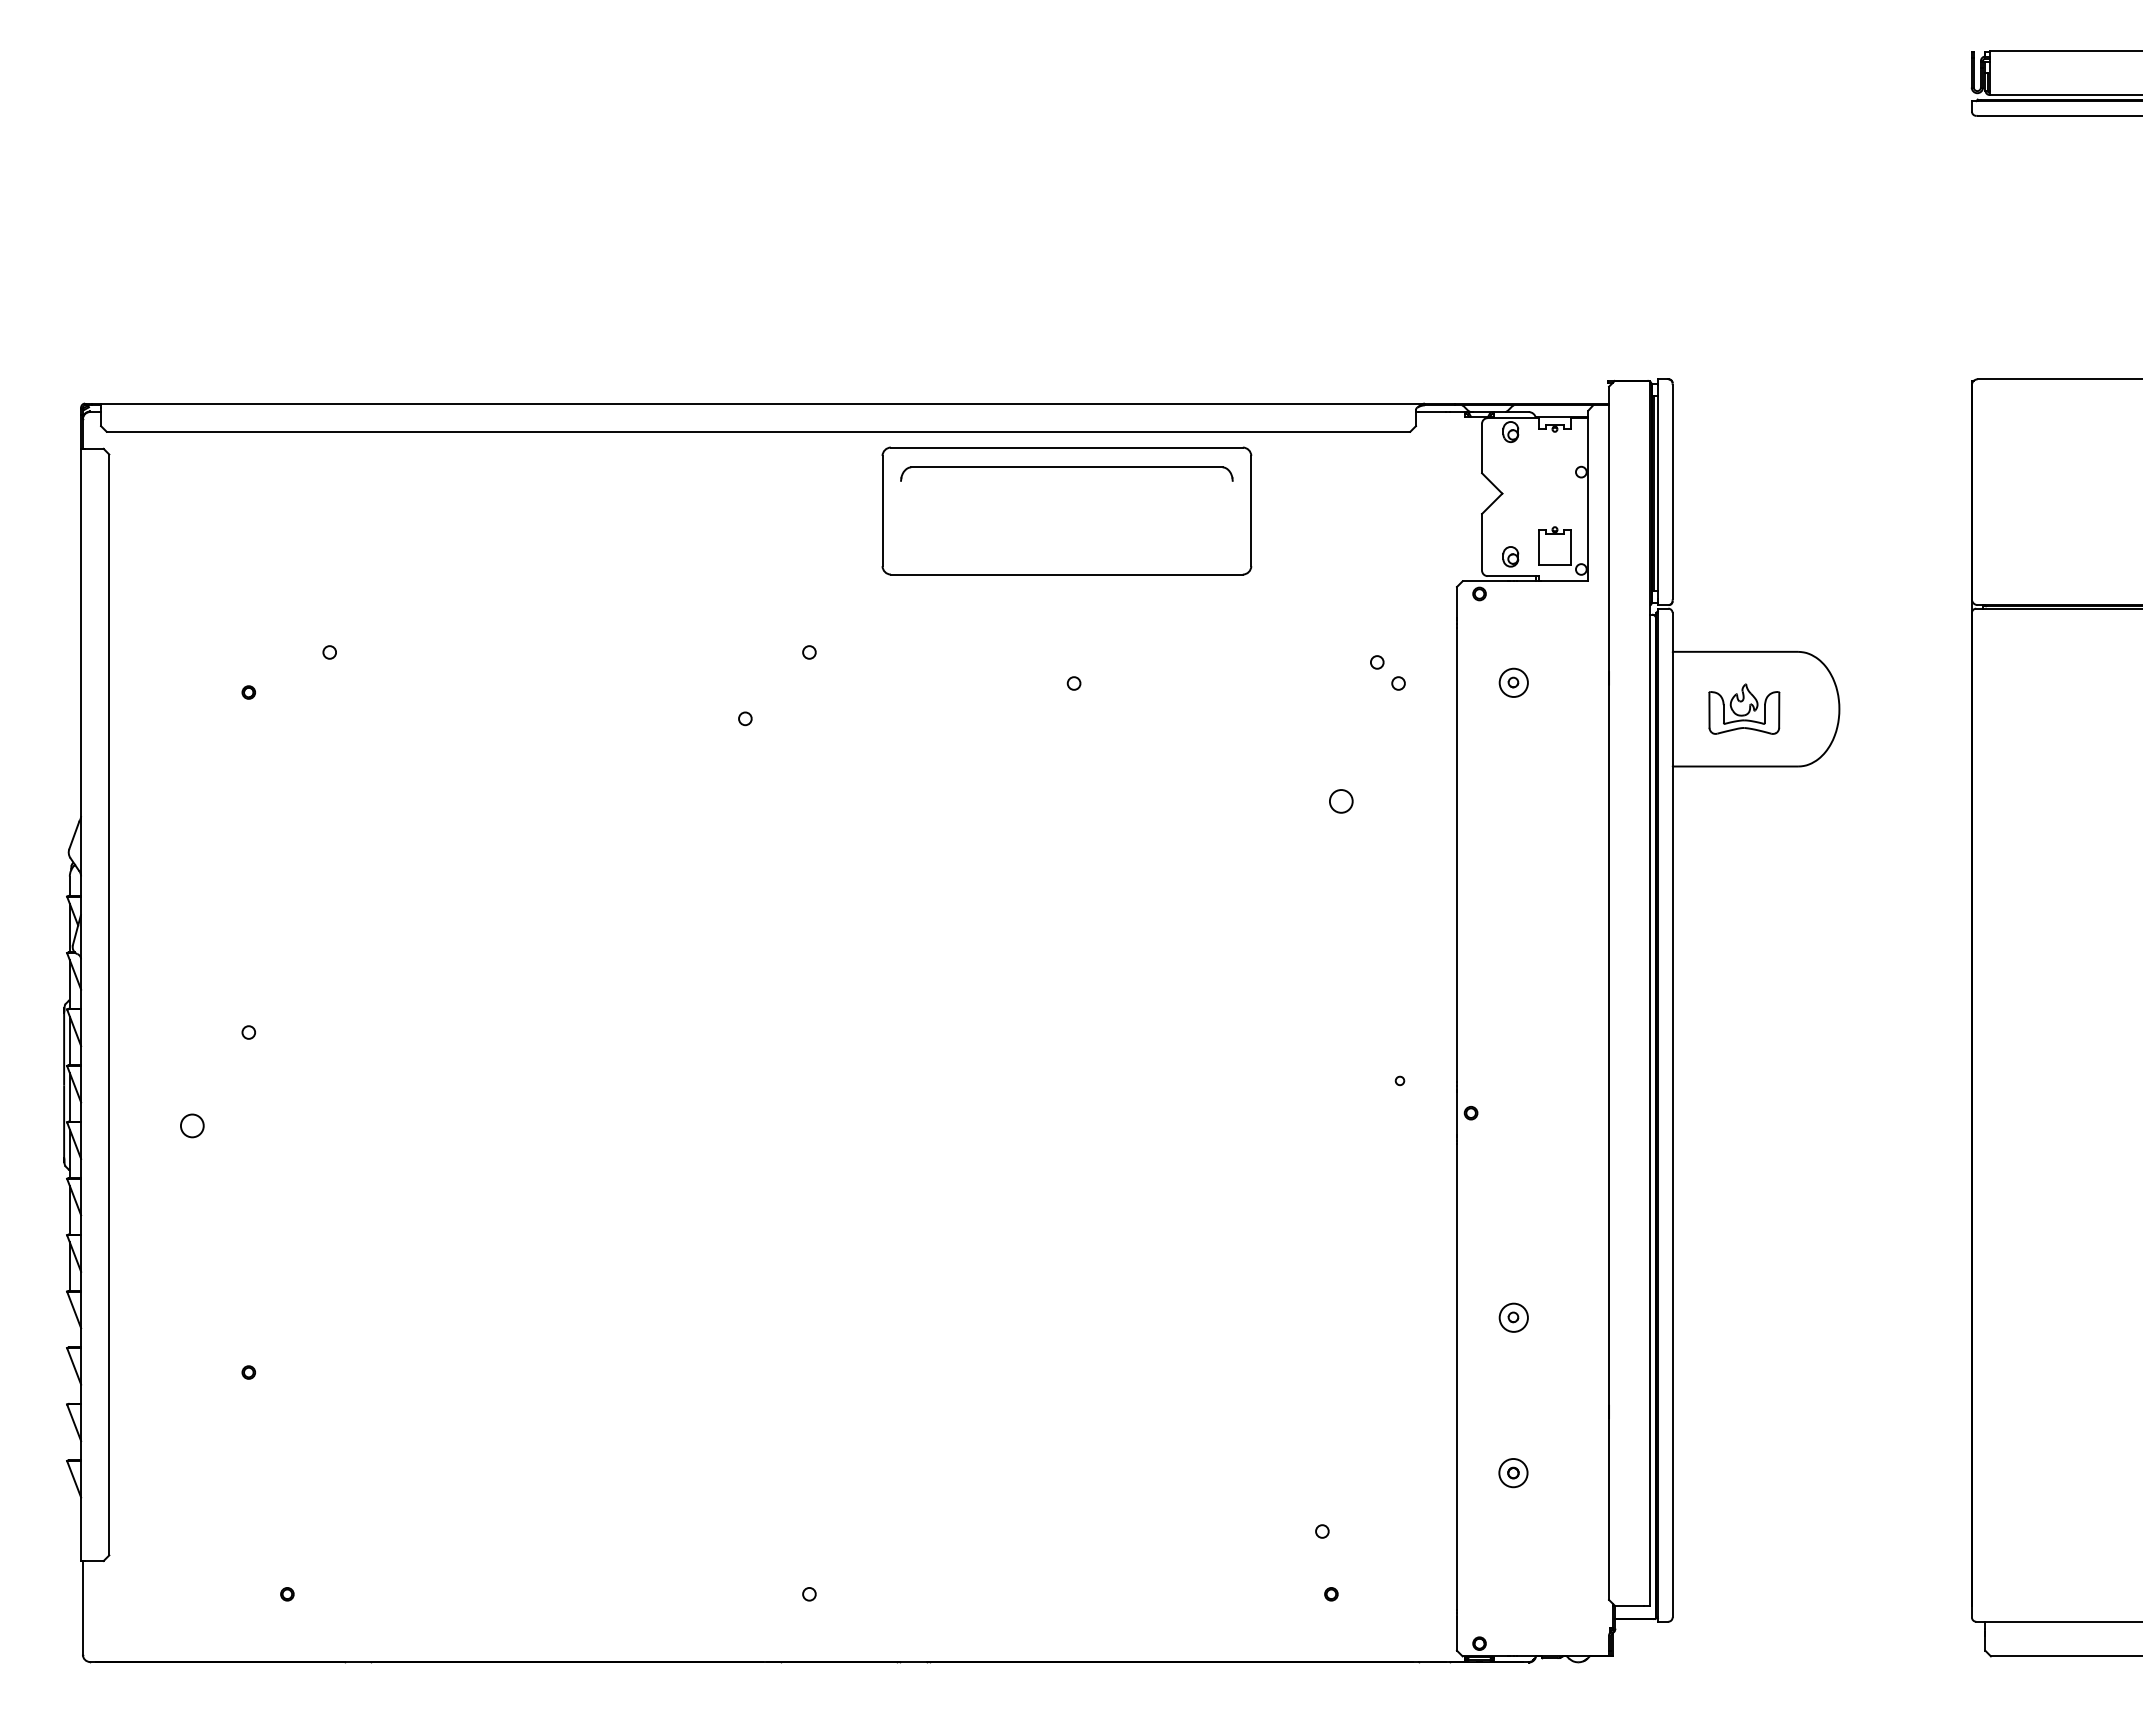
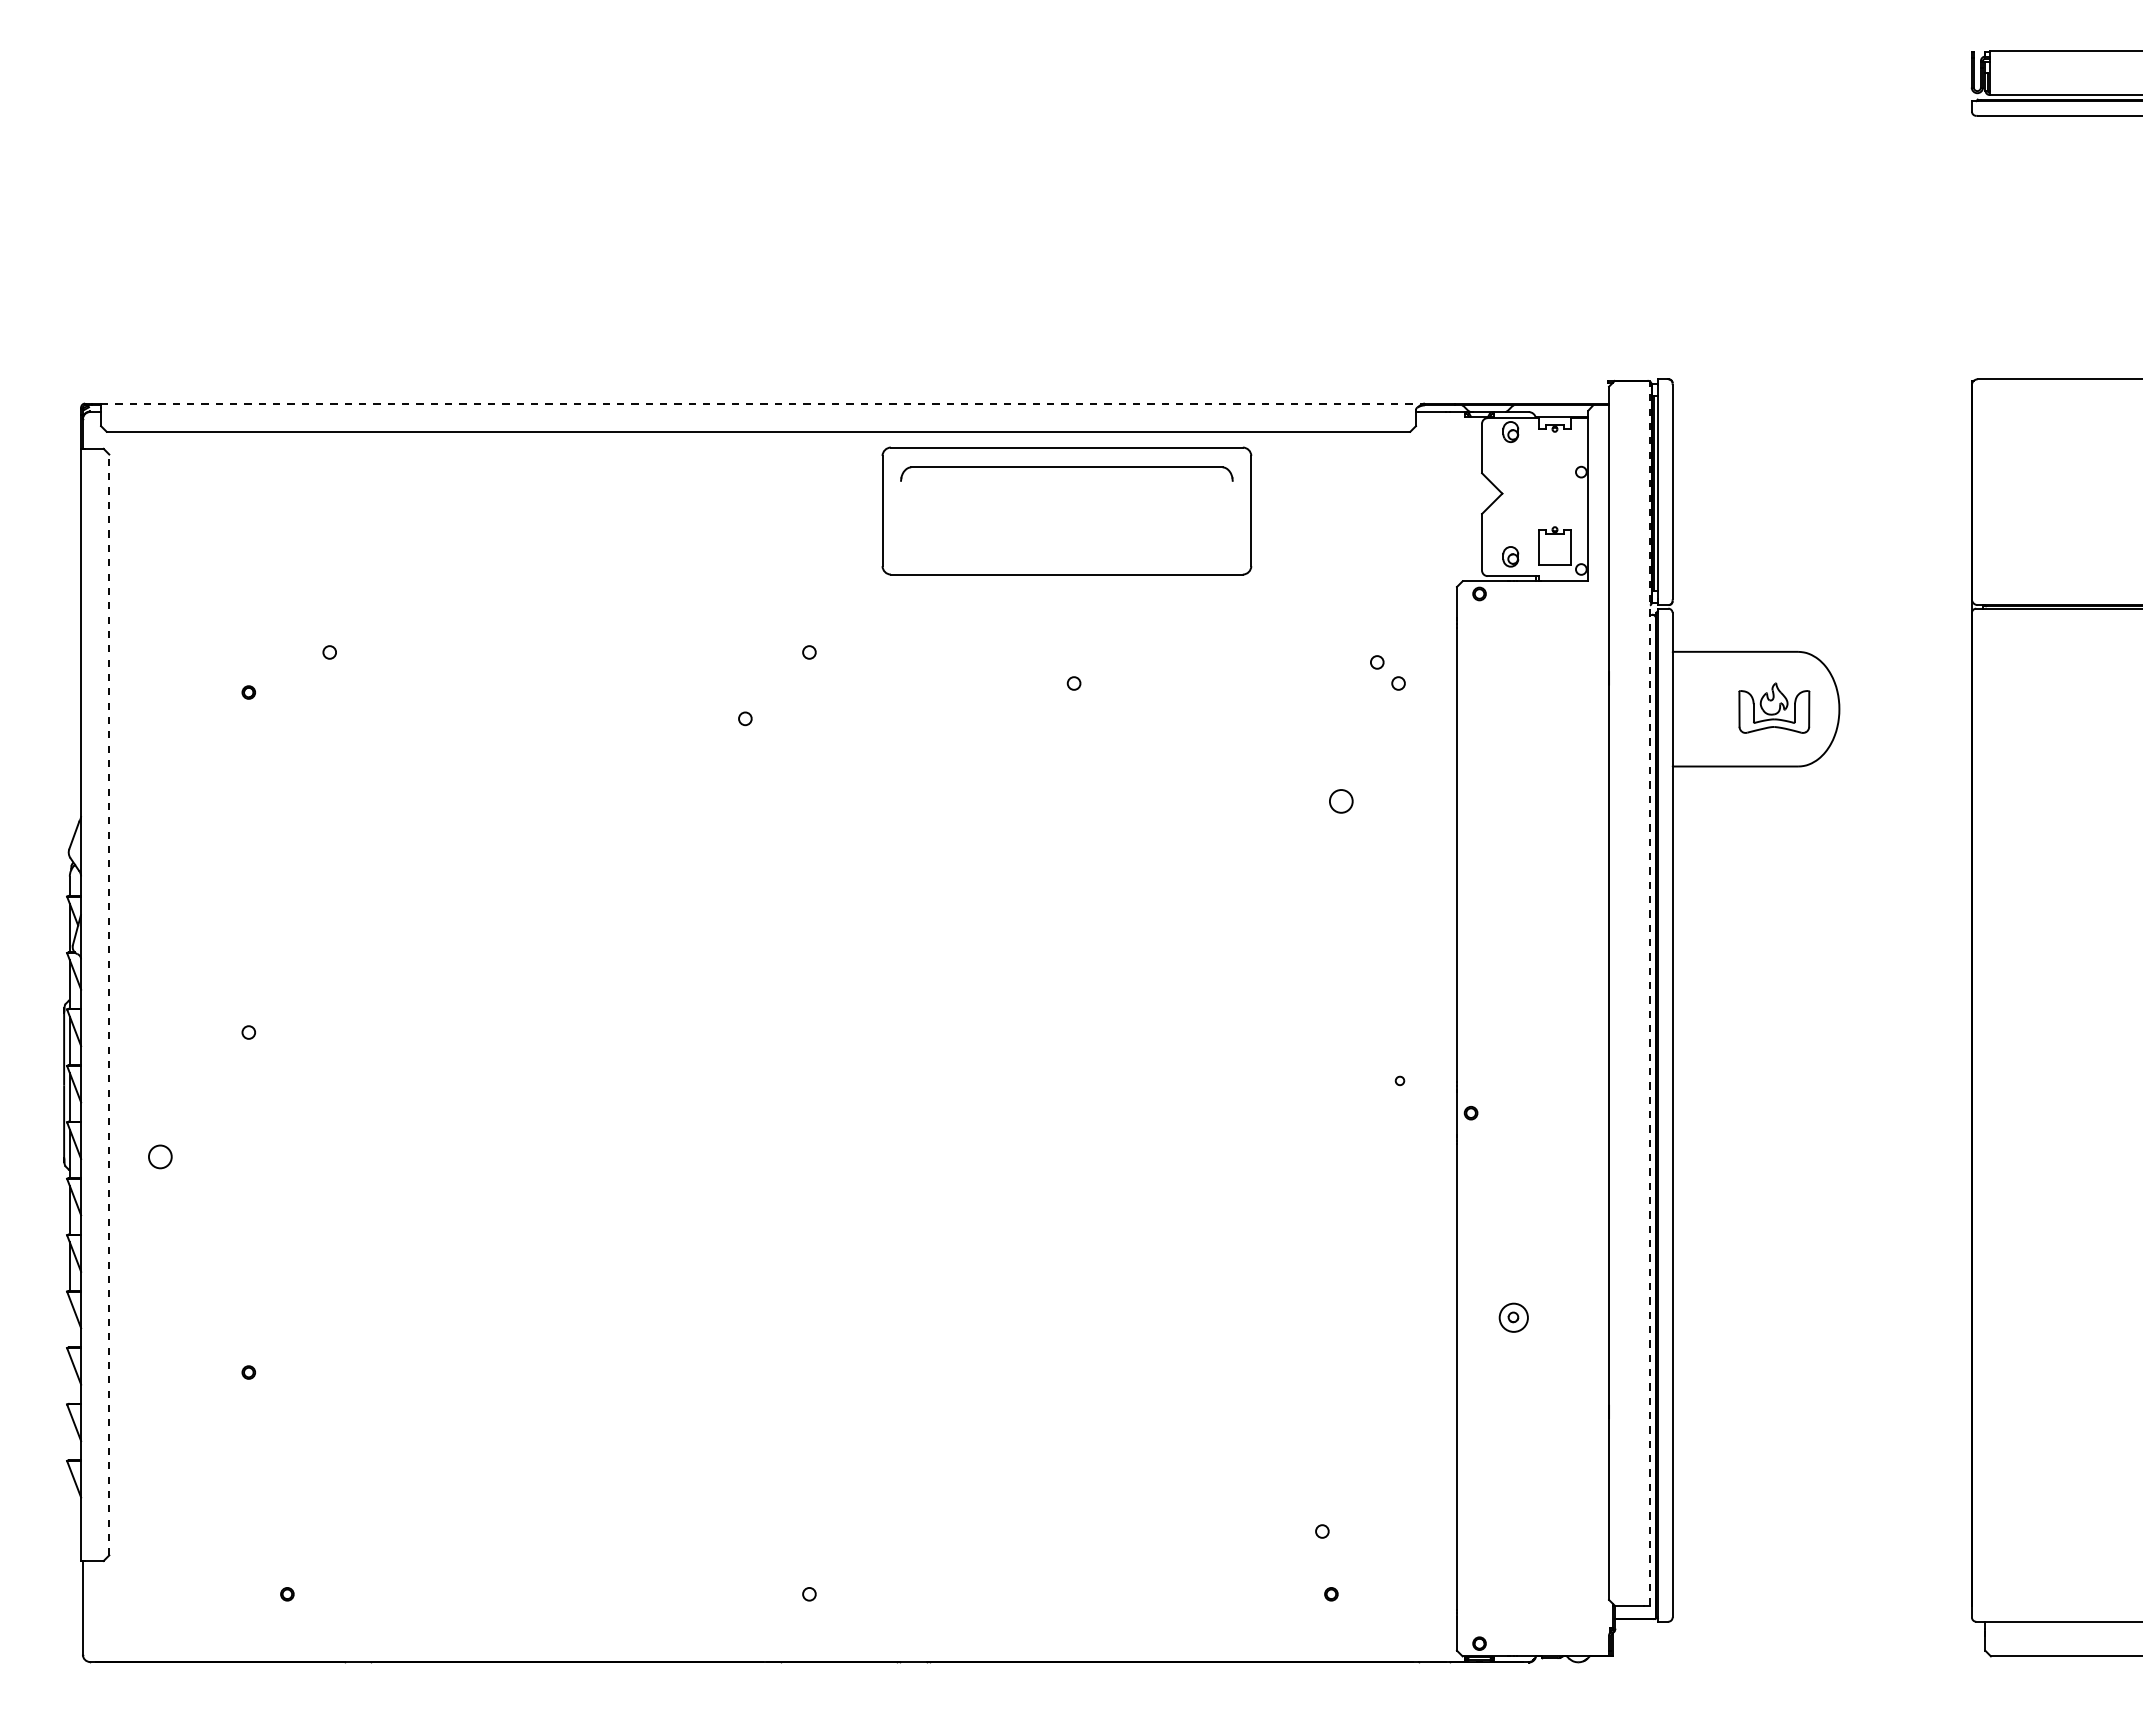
line: solid -> dashed (763, 403)
part: present -> none (1513, 682)
part position: (1744, 708) -> (1774, 707) (1774, 707)
line: solid -> dashed (1650, 992)
line: solid -> dashed (109, 1004)
circle position: (192, 1125) -> (160, 1156) (160, 1156)
part: present -> none (1513, 1473)
